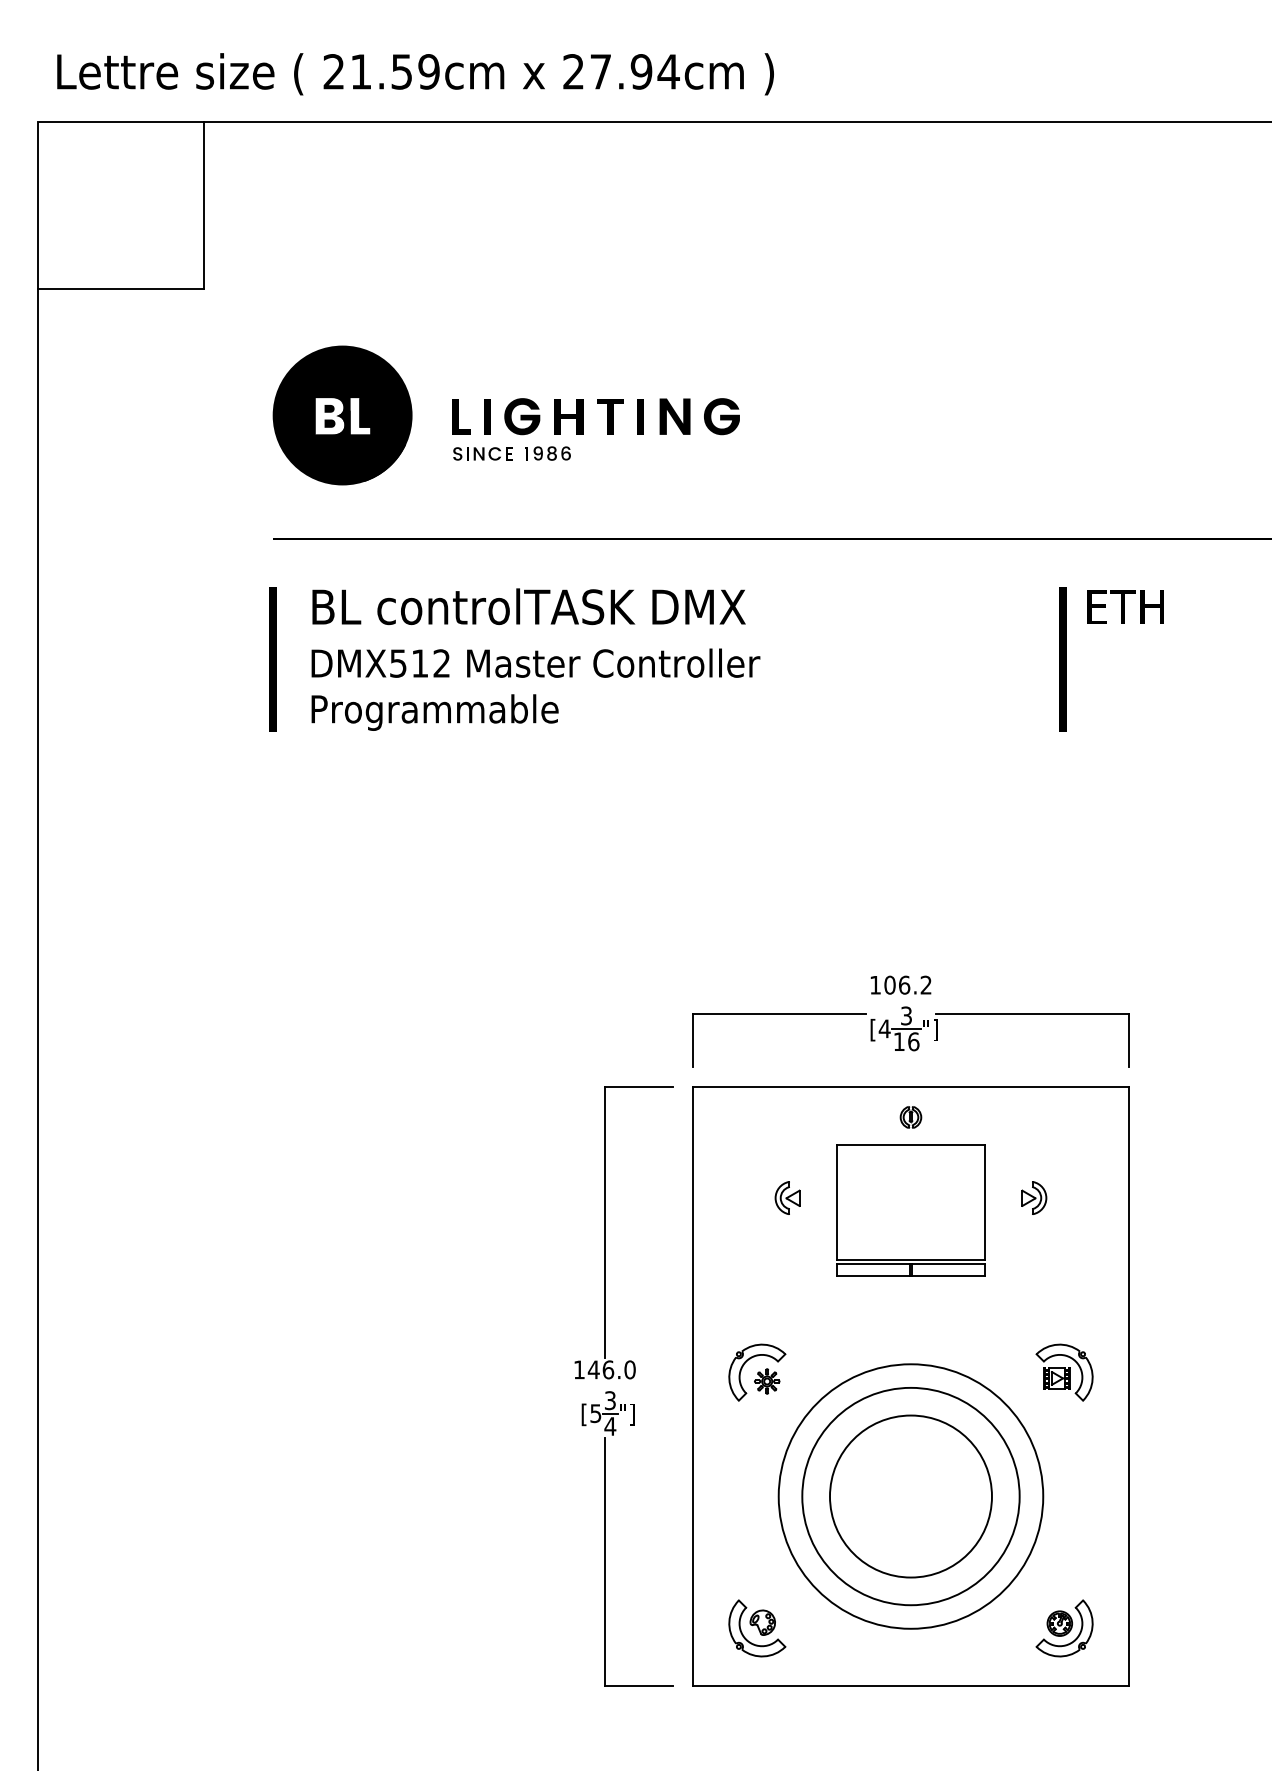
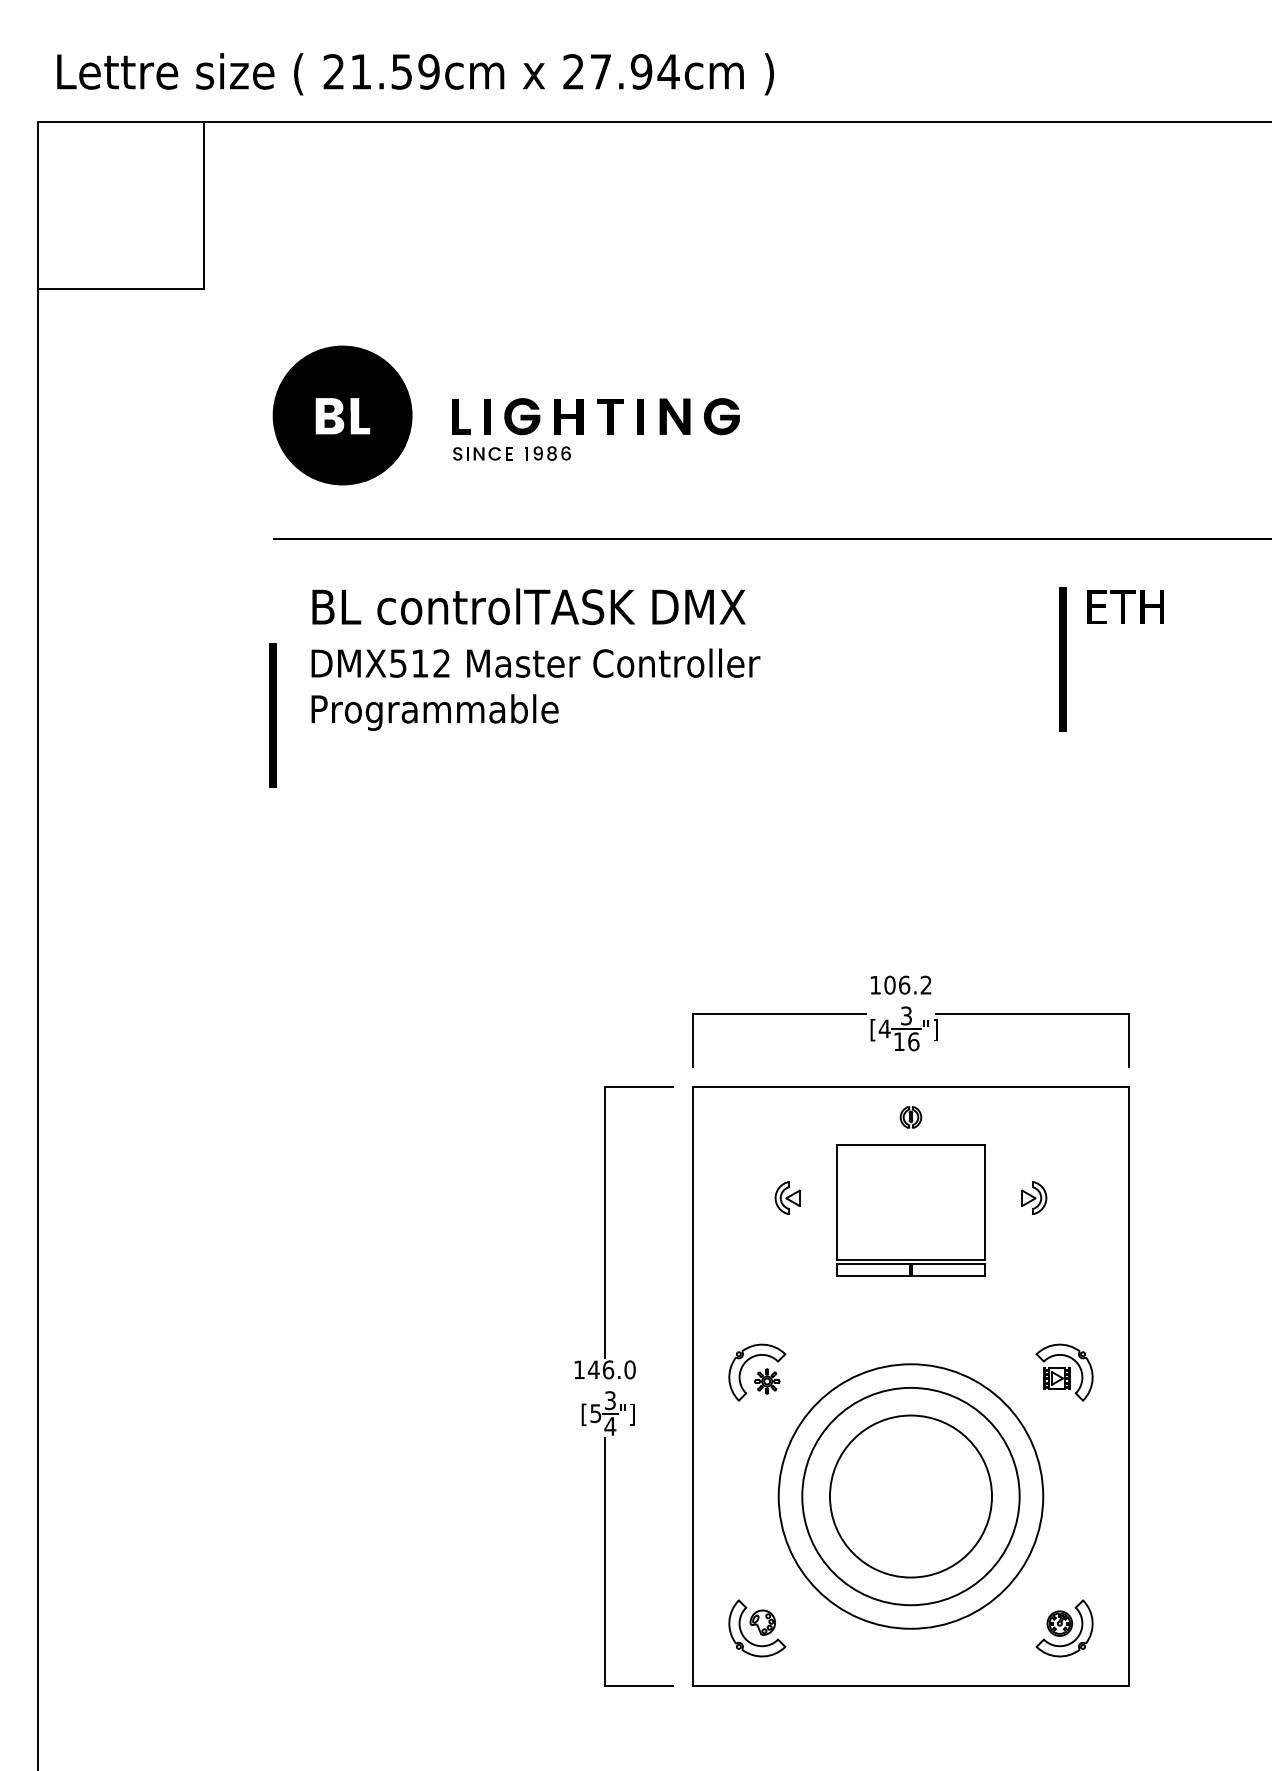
line position: (272, 659) -> (272, 715) (272, 715)
